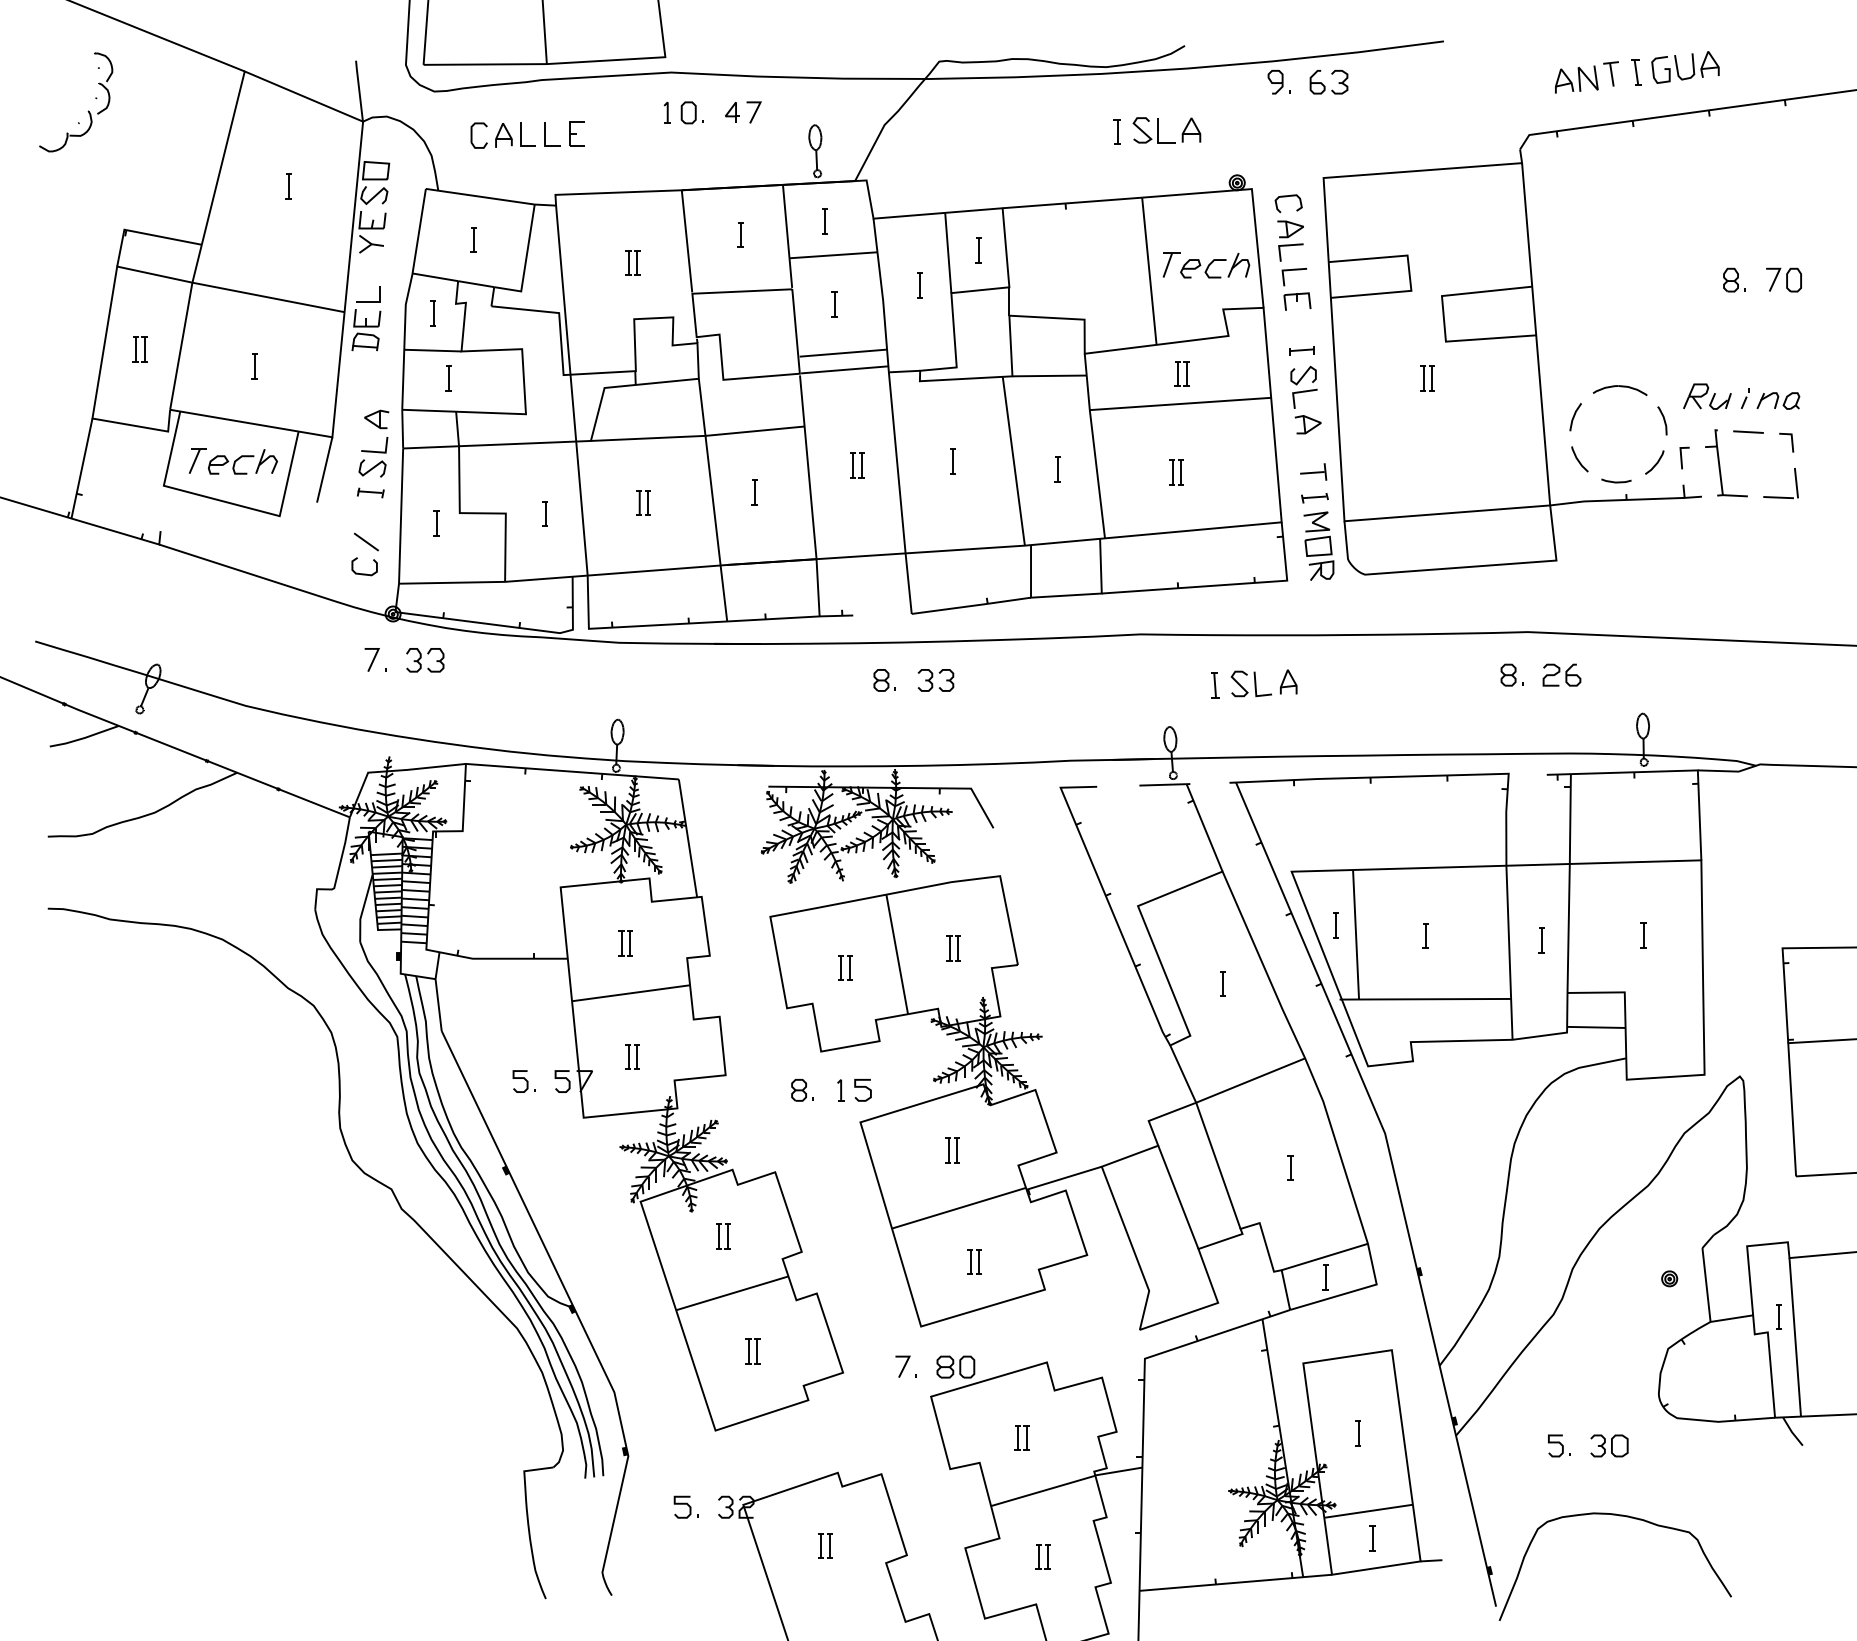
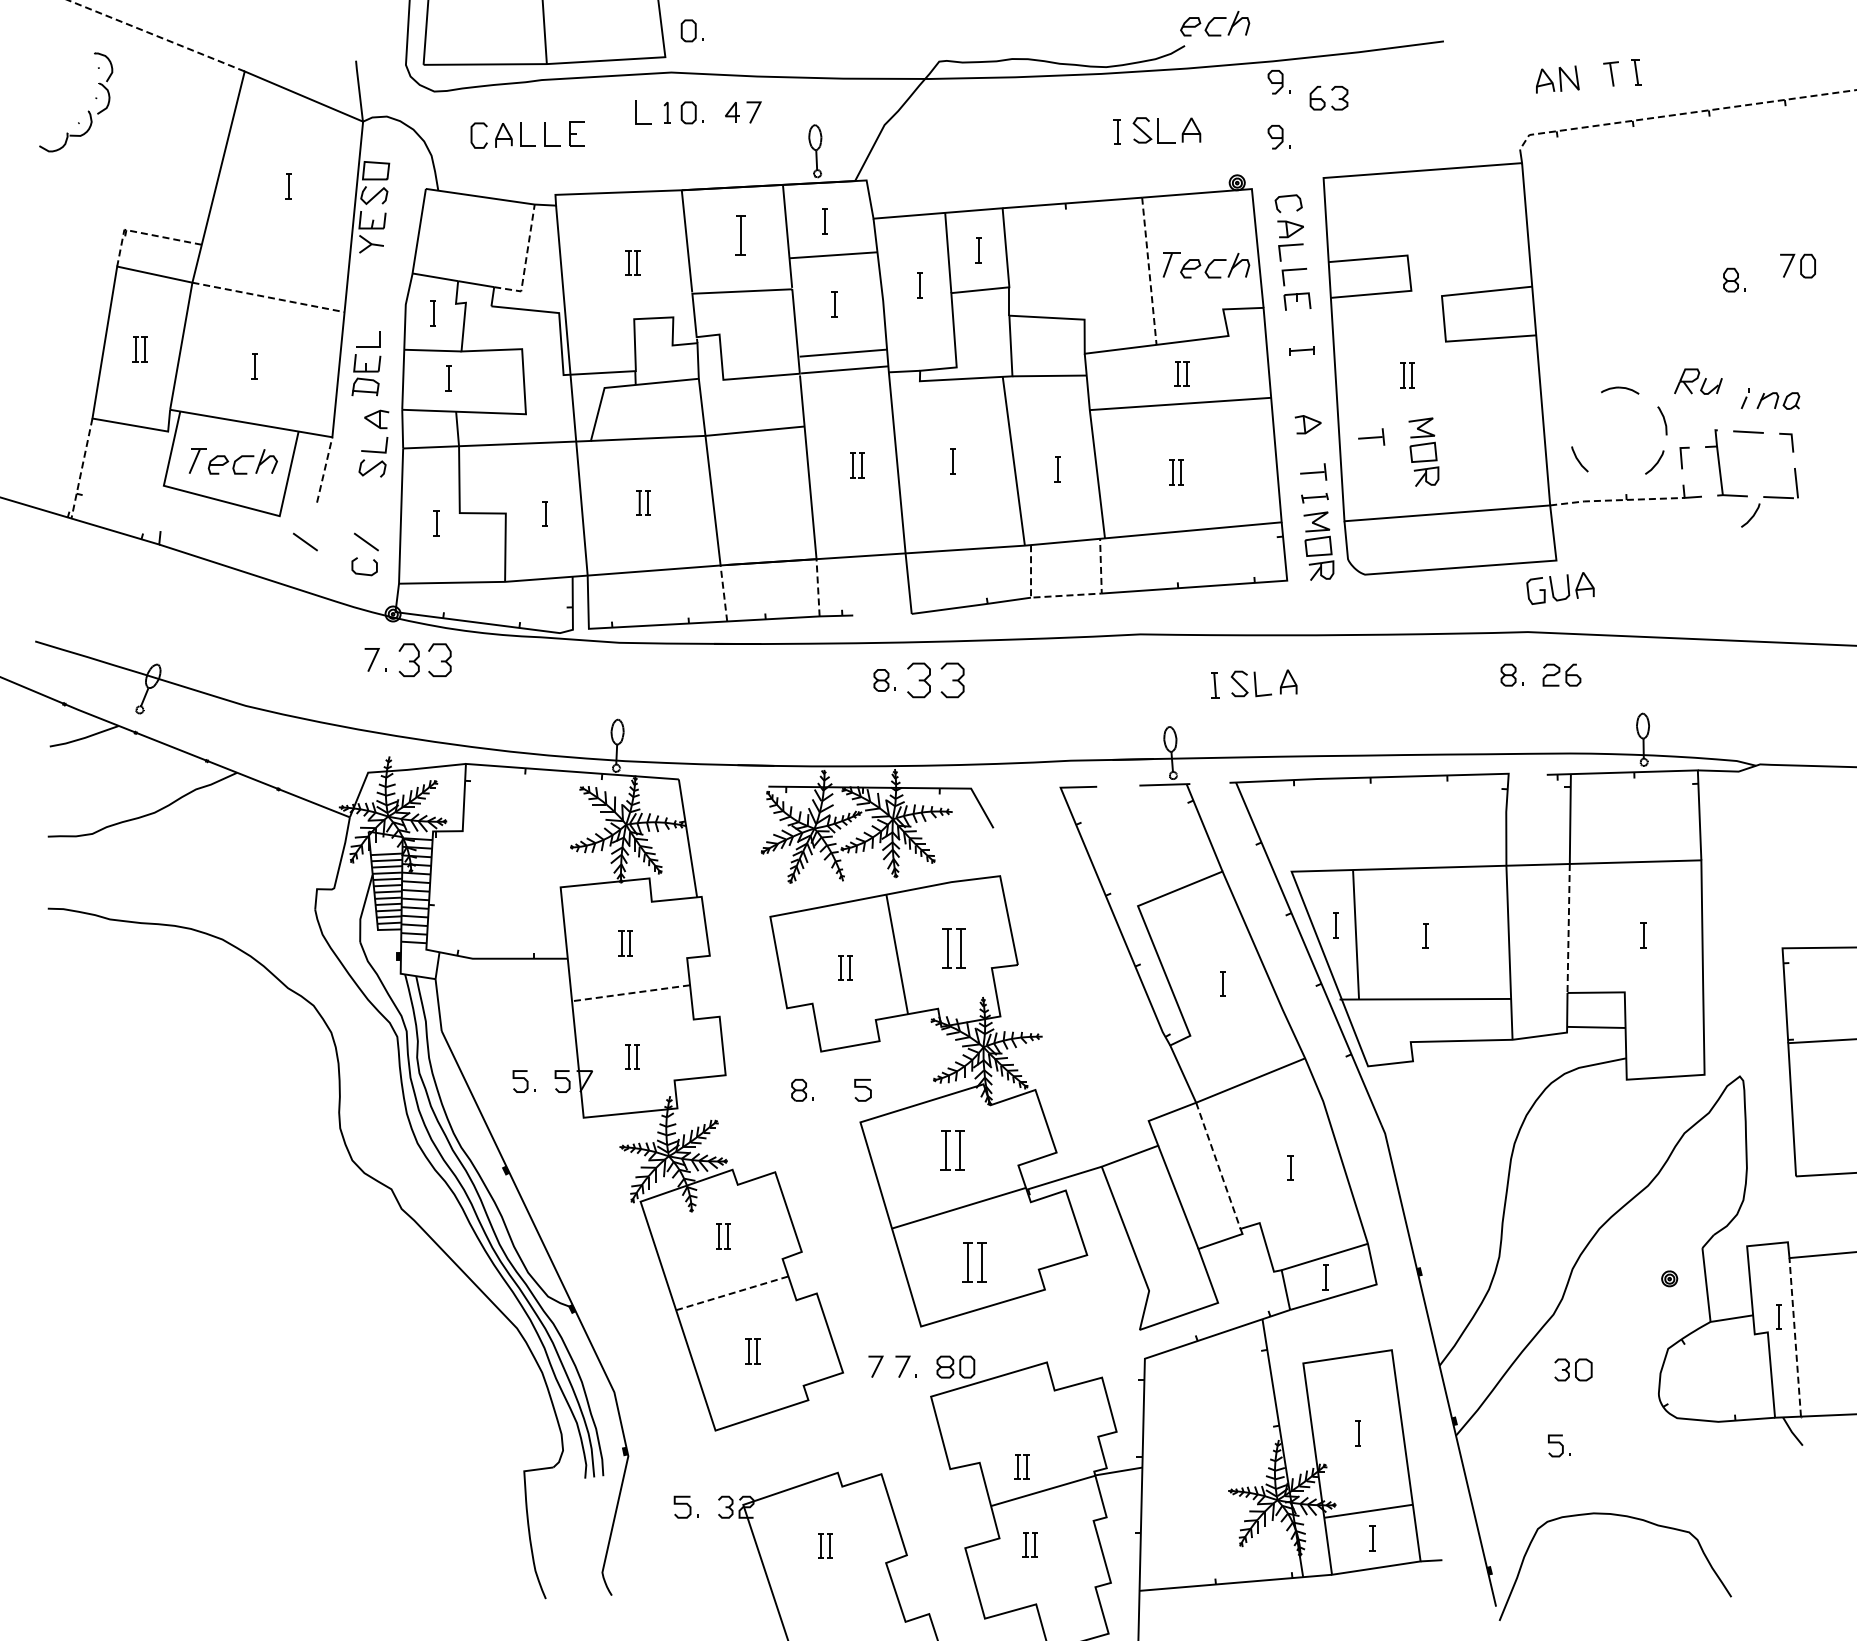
part: none -> present (1215, 23)
part: none -> present (691, 30)
line: solid -> dashed (155, 35)
part position: (1692, 67) -> (1567, 588) (1567, 588)
part position: (1576, 79) -> (1557, 79) (1557, 79)
part position: (1328, 82) -> (1328, 98) (1328, 98)
line: none -> present (636, 112)
line: solid -> dashed (1682, 113)
part: none -> present (1278, 137)
line: solid -> dashed (144, 233)
part size: 7x26 px -> 11x41 px (740, 235)
part: present -> none (473, 239)
line: solid -> dashed (525, 261)
line: solid -> dashed (1149, 272)
part position: (1783, 279) -> (1797, 265) (1797, 265)
line: solid -> dashed (268, 297)
part position: (366, 318) -> (366, 363) (366, 363)
part position: (1427, 378) -> (1407, 375) (1407, 375)
part: present -> none (1303, 386)
part size: 56x12 px -> 39x9 px (1620, 390)
part position: (1707, 396) -> (1698, 381) (1698, 381)
curve: present -> none (1574, 417)
part: none -> present (1371, 436)
part: none -> present (1423, 451)
line: solid -> dashed (324, 469)
line: solid -> dashed (81, 470)
line: present -> none (1616, 481)
part: present -> none (370, 492)
part: present -> none (754, 492)
line: solid -> dashed (1617, 500)
line: none -> present (1751, 516)
line: none -> present (305, 541)
line: solid -> dashed (818, 587)
line: solid -> dashed (723, 593)
line: solid -> dashed (1067, 595)
part size: 39x25 px -> 54x35 px (424, 660)
part size: 38x23 px -> 58x37 px (935, 680)
line: solid -> dashed (1568, 929)
part: present -> none (1541, 940)
part size: 15x27 px -> 24x41 px (953, 948)
line: solid -> dashed (629, 993)
part: present -> none (840, 1090)
part size: 15x27 px -> 25x41 px (952, 1150)
line: solid -> dashed (1218, 1165)
part size: 15x26 px -> 25x41 px (974, 1262)
line: solid -> dashed (731, 1293)
line: solid -> dashed (1795, 1337)
line: none -> present (876, 1366)
part position: (1021, 1437) -> (1021, 1466) (1021, 1466)
part position: (1609, 1445) -> (1573, 1369) (1573, 1369)
part position: (1042, 1556) -> (1029, 1544) (1029, 1544)
